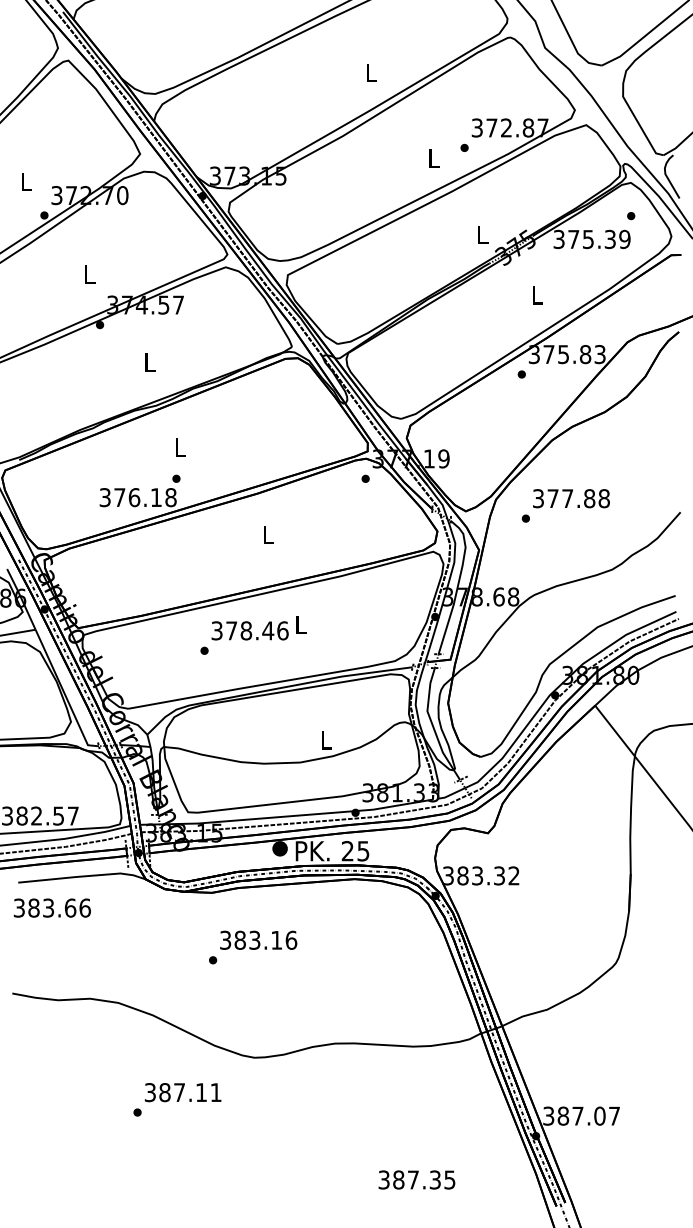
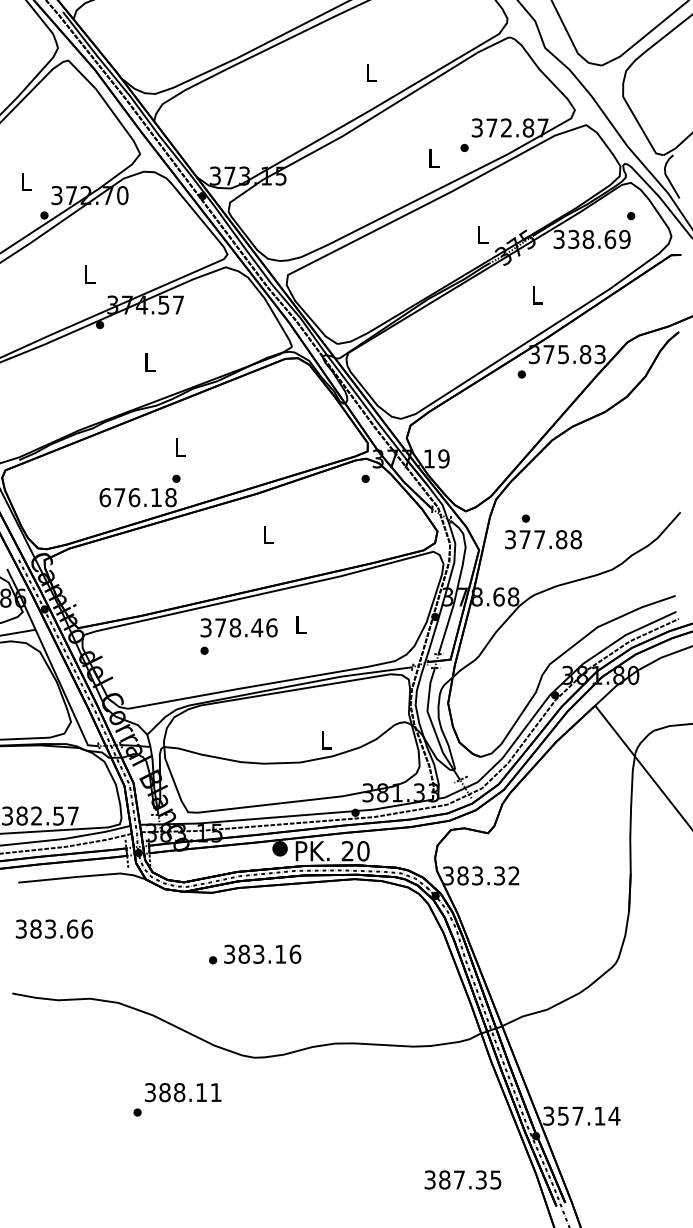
text: 375.39 -> 338.69 (592, 239)
text: 376.18 -> 676.18 (105, 497)
text position: (571, 498) -> (543, 539) (543, 539)
text position: (249, 630) -> (238, 627) (238, 627)
text: 25 -> 20 (363, 851)
text position: (51, 907) -> (53, 928) (53, 928)
text position: (258, 939) -> (262, 953) (262, 953)
text: 387.11 -> 388.11 (179, 1092)
text: 387.07 -> 357.14 (588, 1115)
text position: (416, 1179) -> (462, 1179) (462, 1179)
